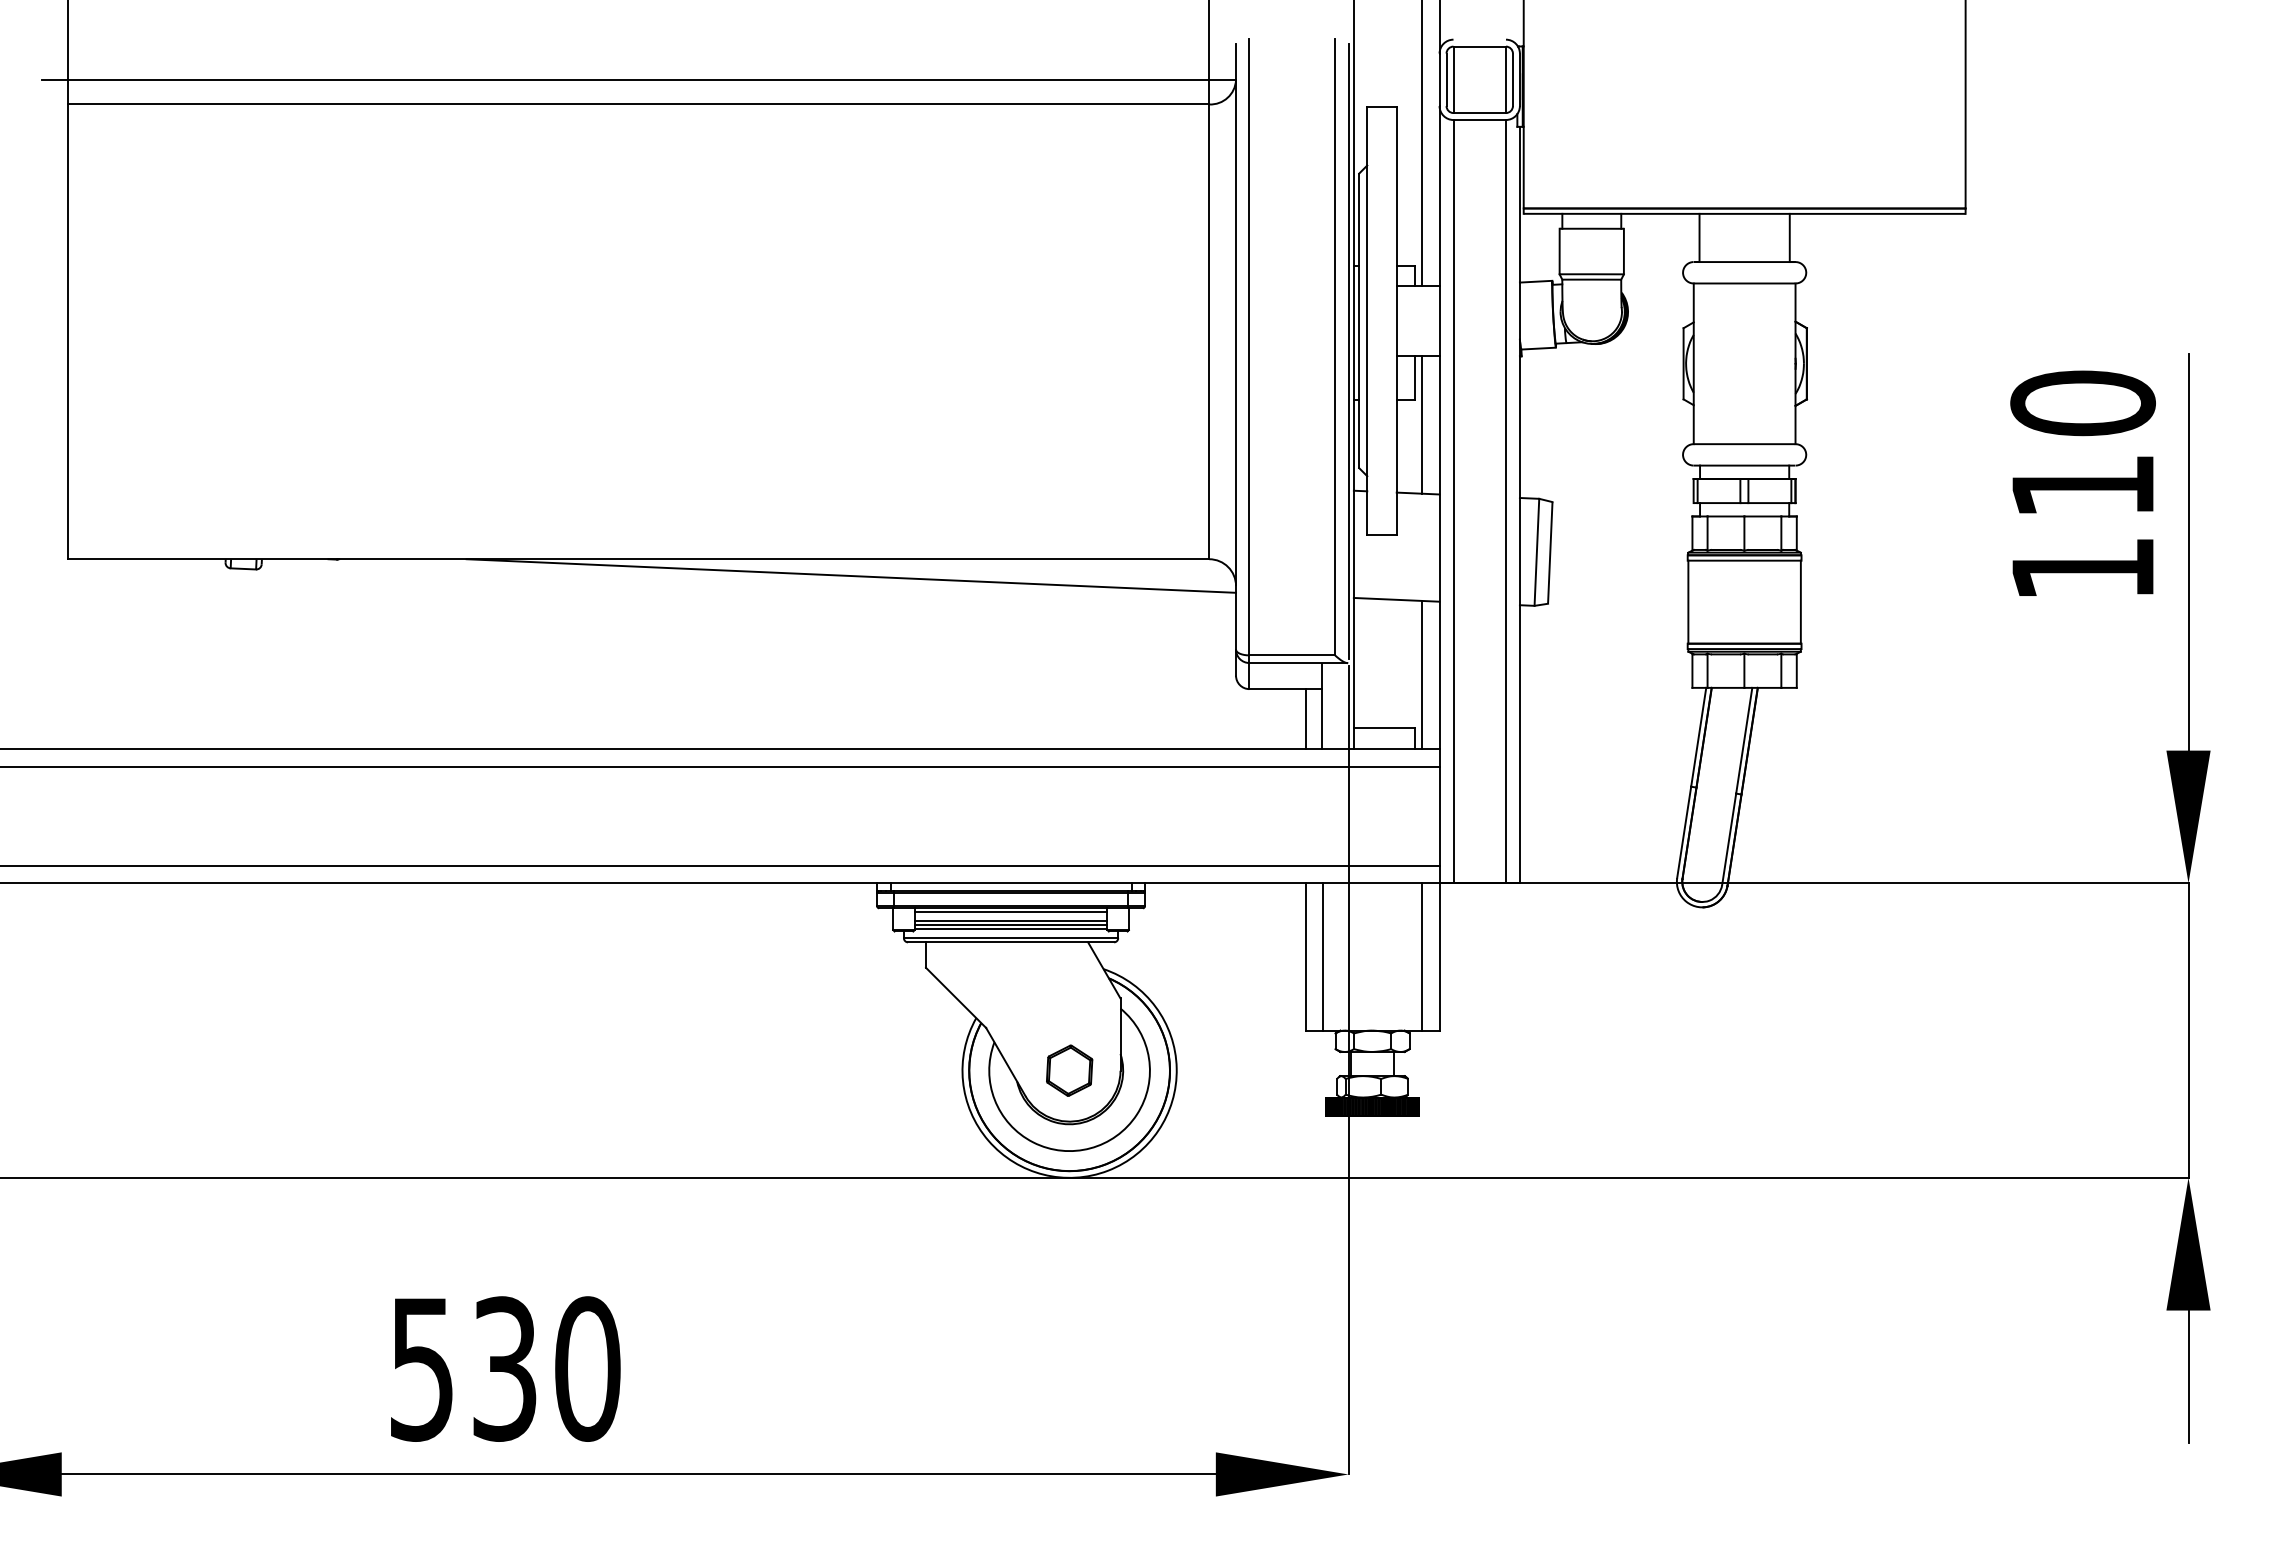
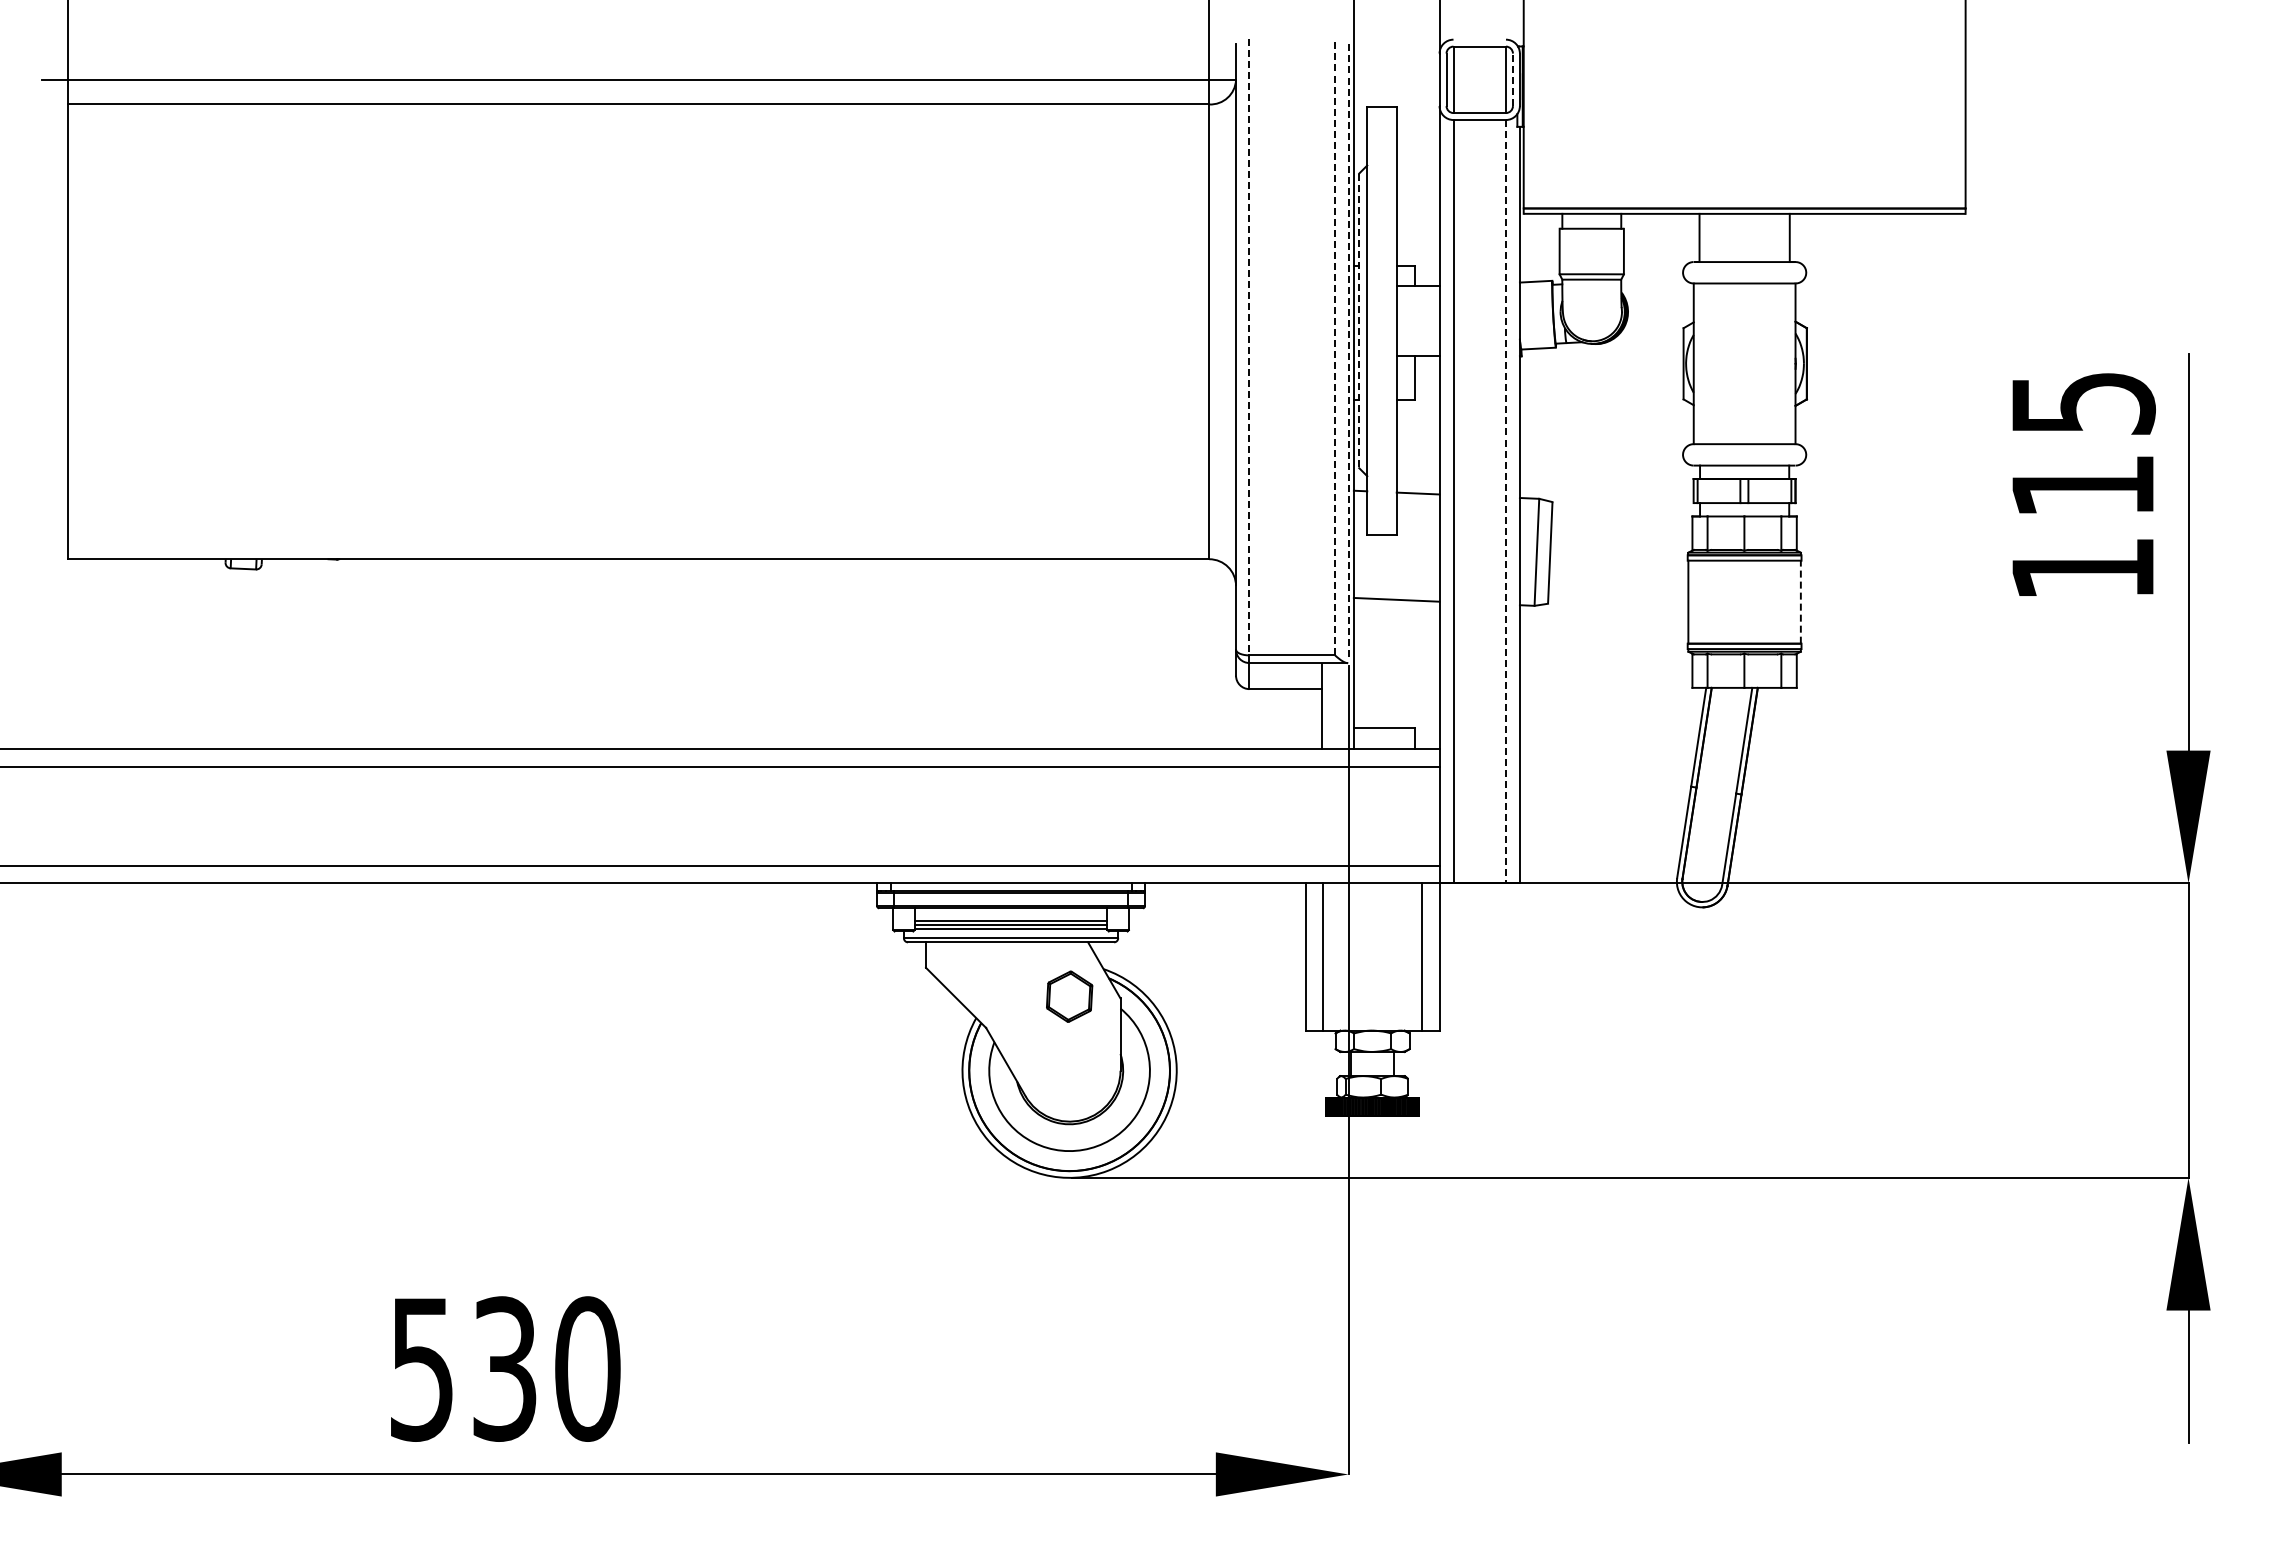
line: solid -> dashed (1512, 79)
line: present -> none (1422, 143)
line: solid -> dashed (1359, 321)
line: solid -> dashed (1335, 346)
line: solid -> dashed (1249, 347)
line: solid -> dashed (1348, 352)
text: 110 -> 115 (2082, 403)
line: present -> none (1422, 424)
line: solid -> dashed (1505, 501)
line: present -> none (851, 575)
line: solid -> dashed (1800, 602)
line: present -> none (1422, 674)
line: present -> none (1305, 719)
line: present -> none (1010, 912)
part position: (1069, 1070) -> (1069, 996) (1069, 996)
line: present -> none (535, 1177)
